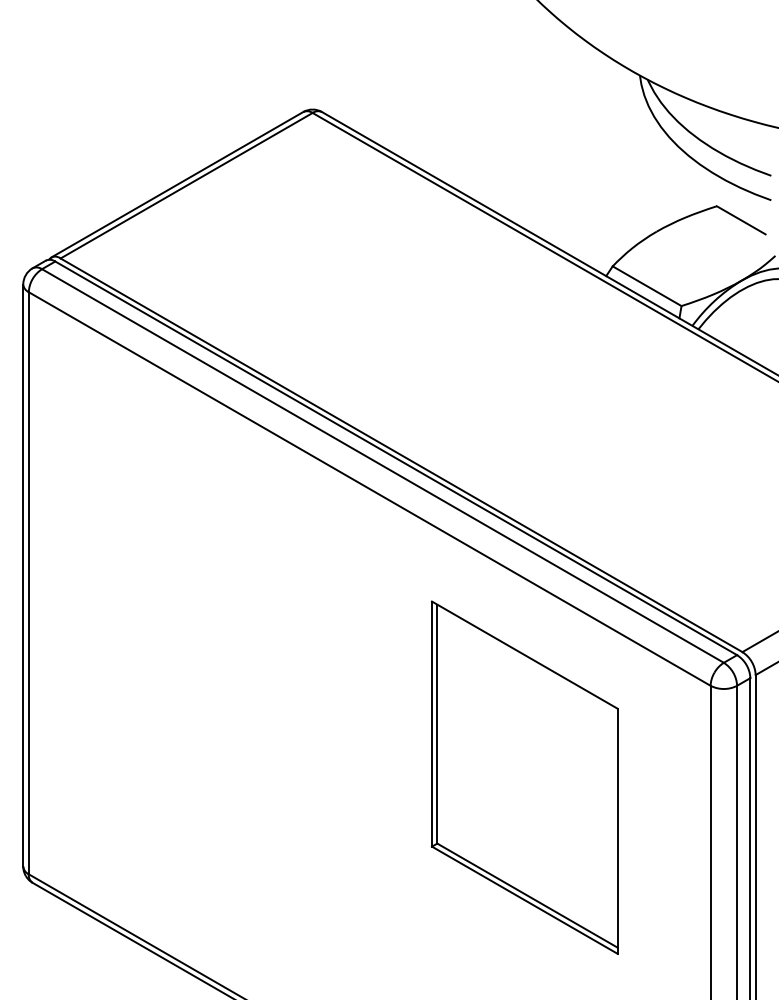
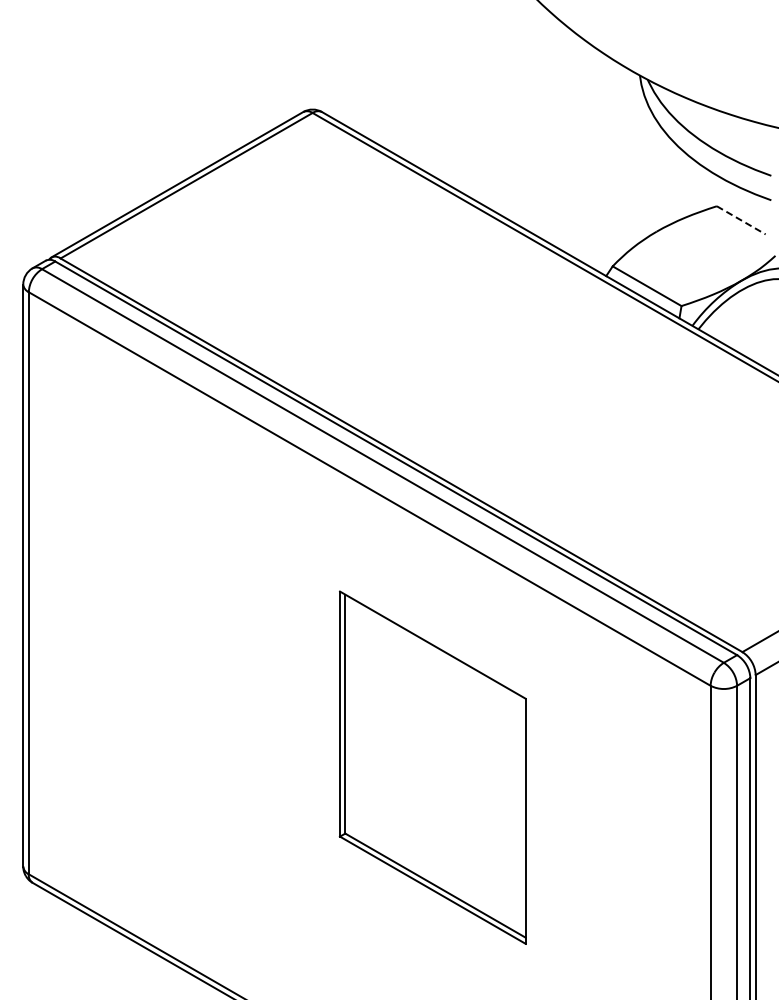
line: solid -> dashed (741, 220)
part position: (524, 777) -> (432, 767) (432, 767)
